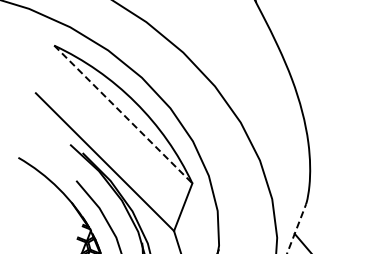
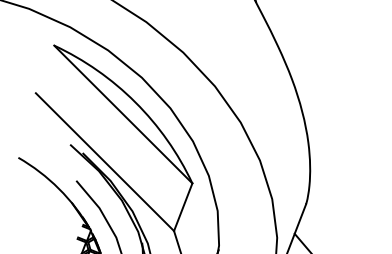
line: dashed -> solid (123, 114)
line: dashed -> solid (296, 228)
